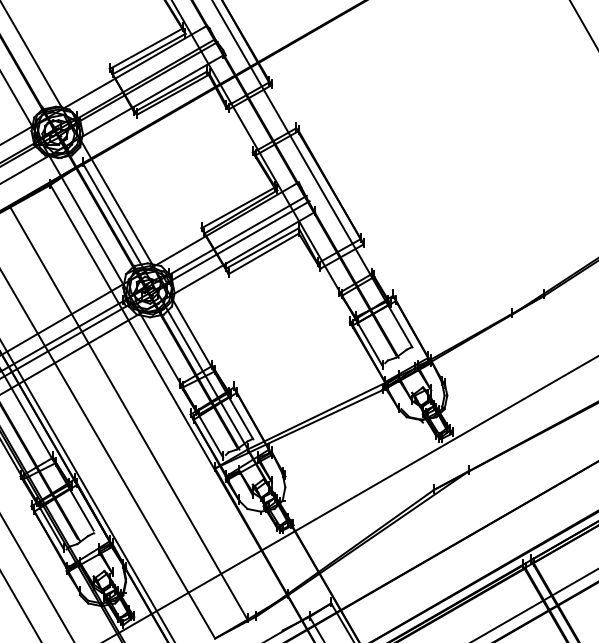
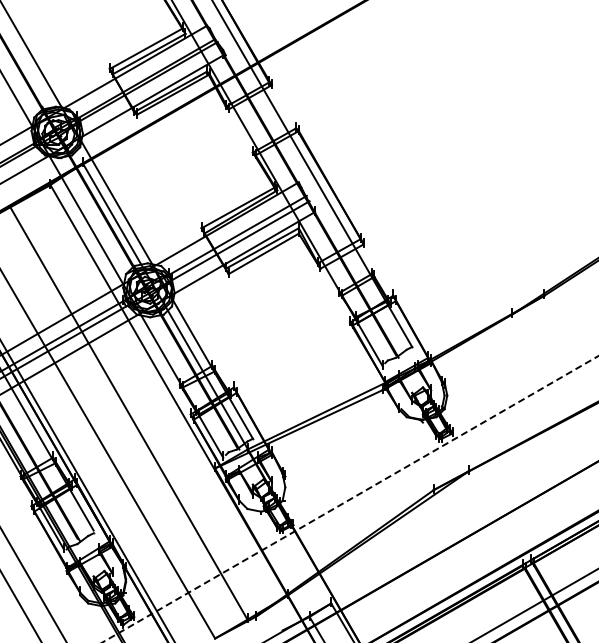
line: present -> none (583, 23)
line: solid -> dashed (349, 499)
line position: (37, 578) -> (33, 584) (33, 584)
